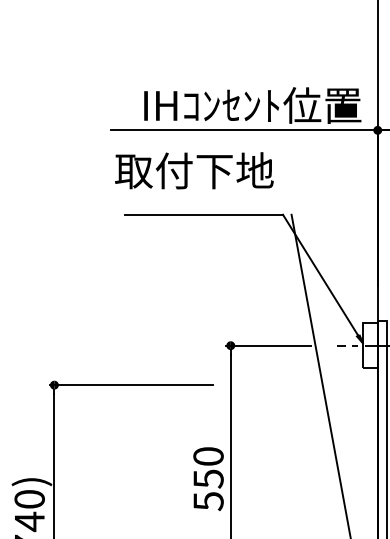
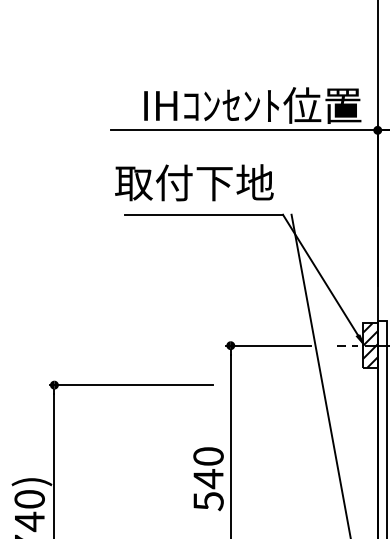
text position: (194, 170) -> (194, 182) (194, 182)
hatch: none -> present (369, 345)
text: 550 -> 540 (208, 479)
